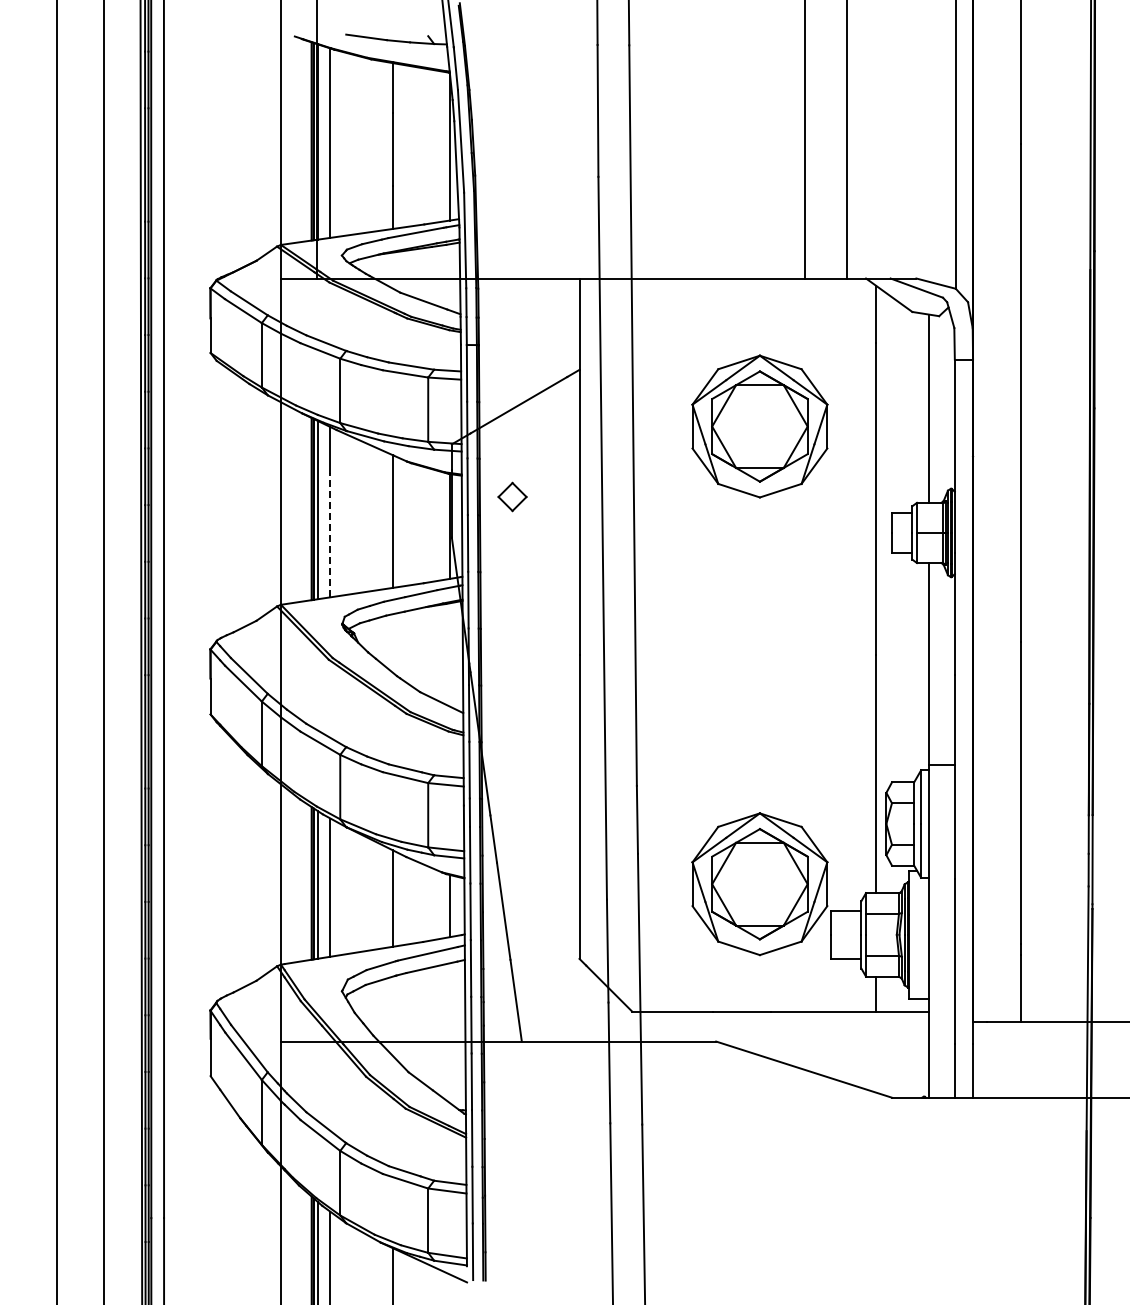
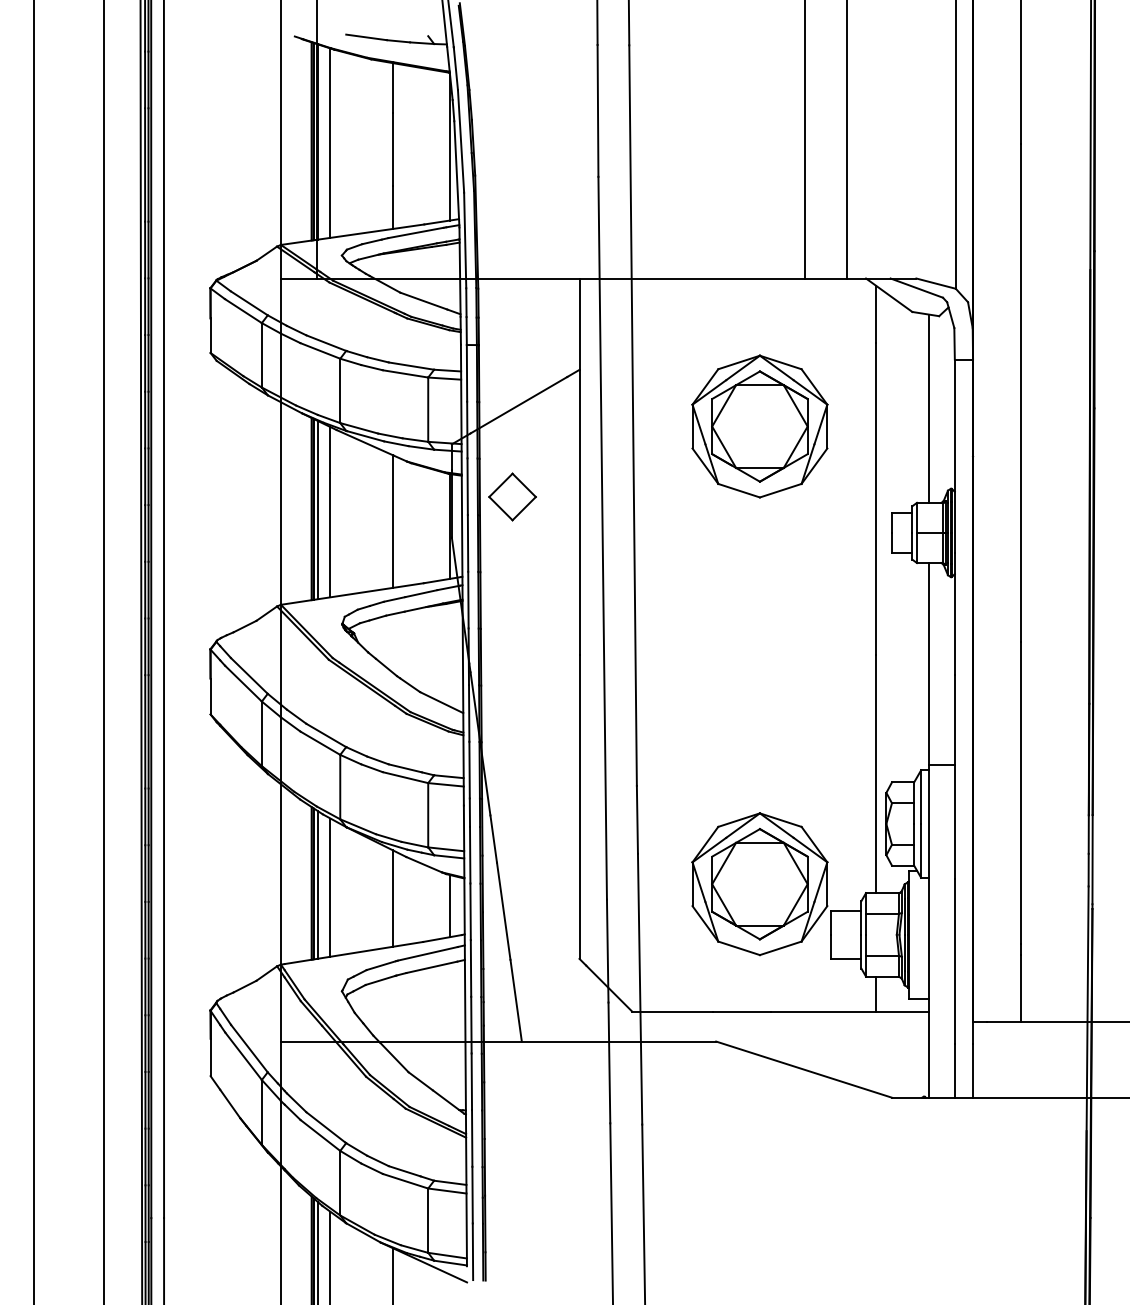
part size: 31x32 px -> 49x50 px (512, 496)
line: dashed -> solid (330, 534)
line position: (56, 651) -> (33, 651) (33, 651)
